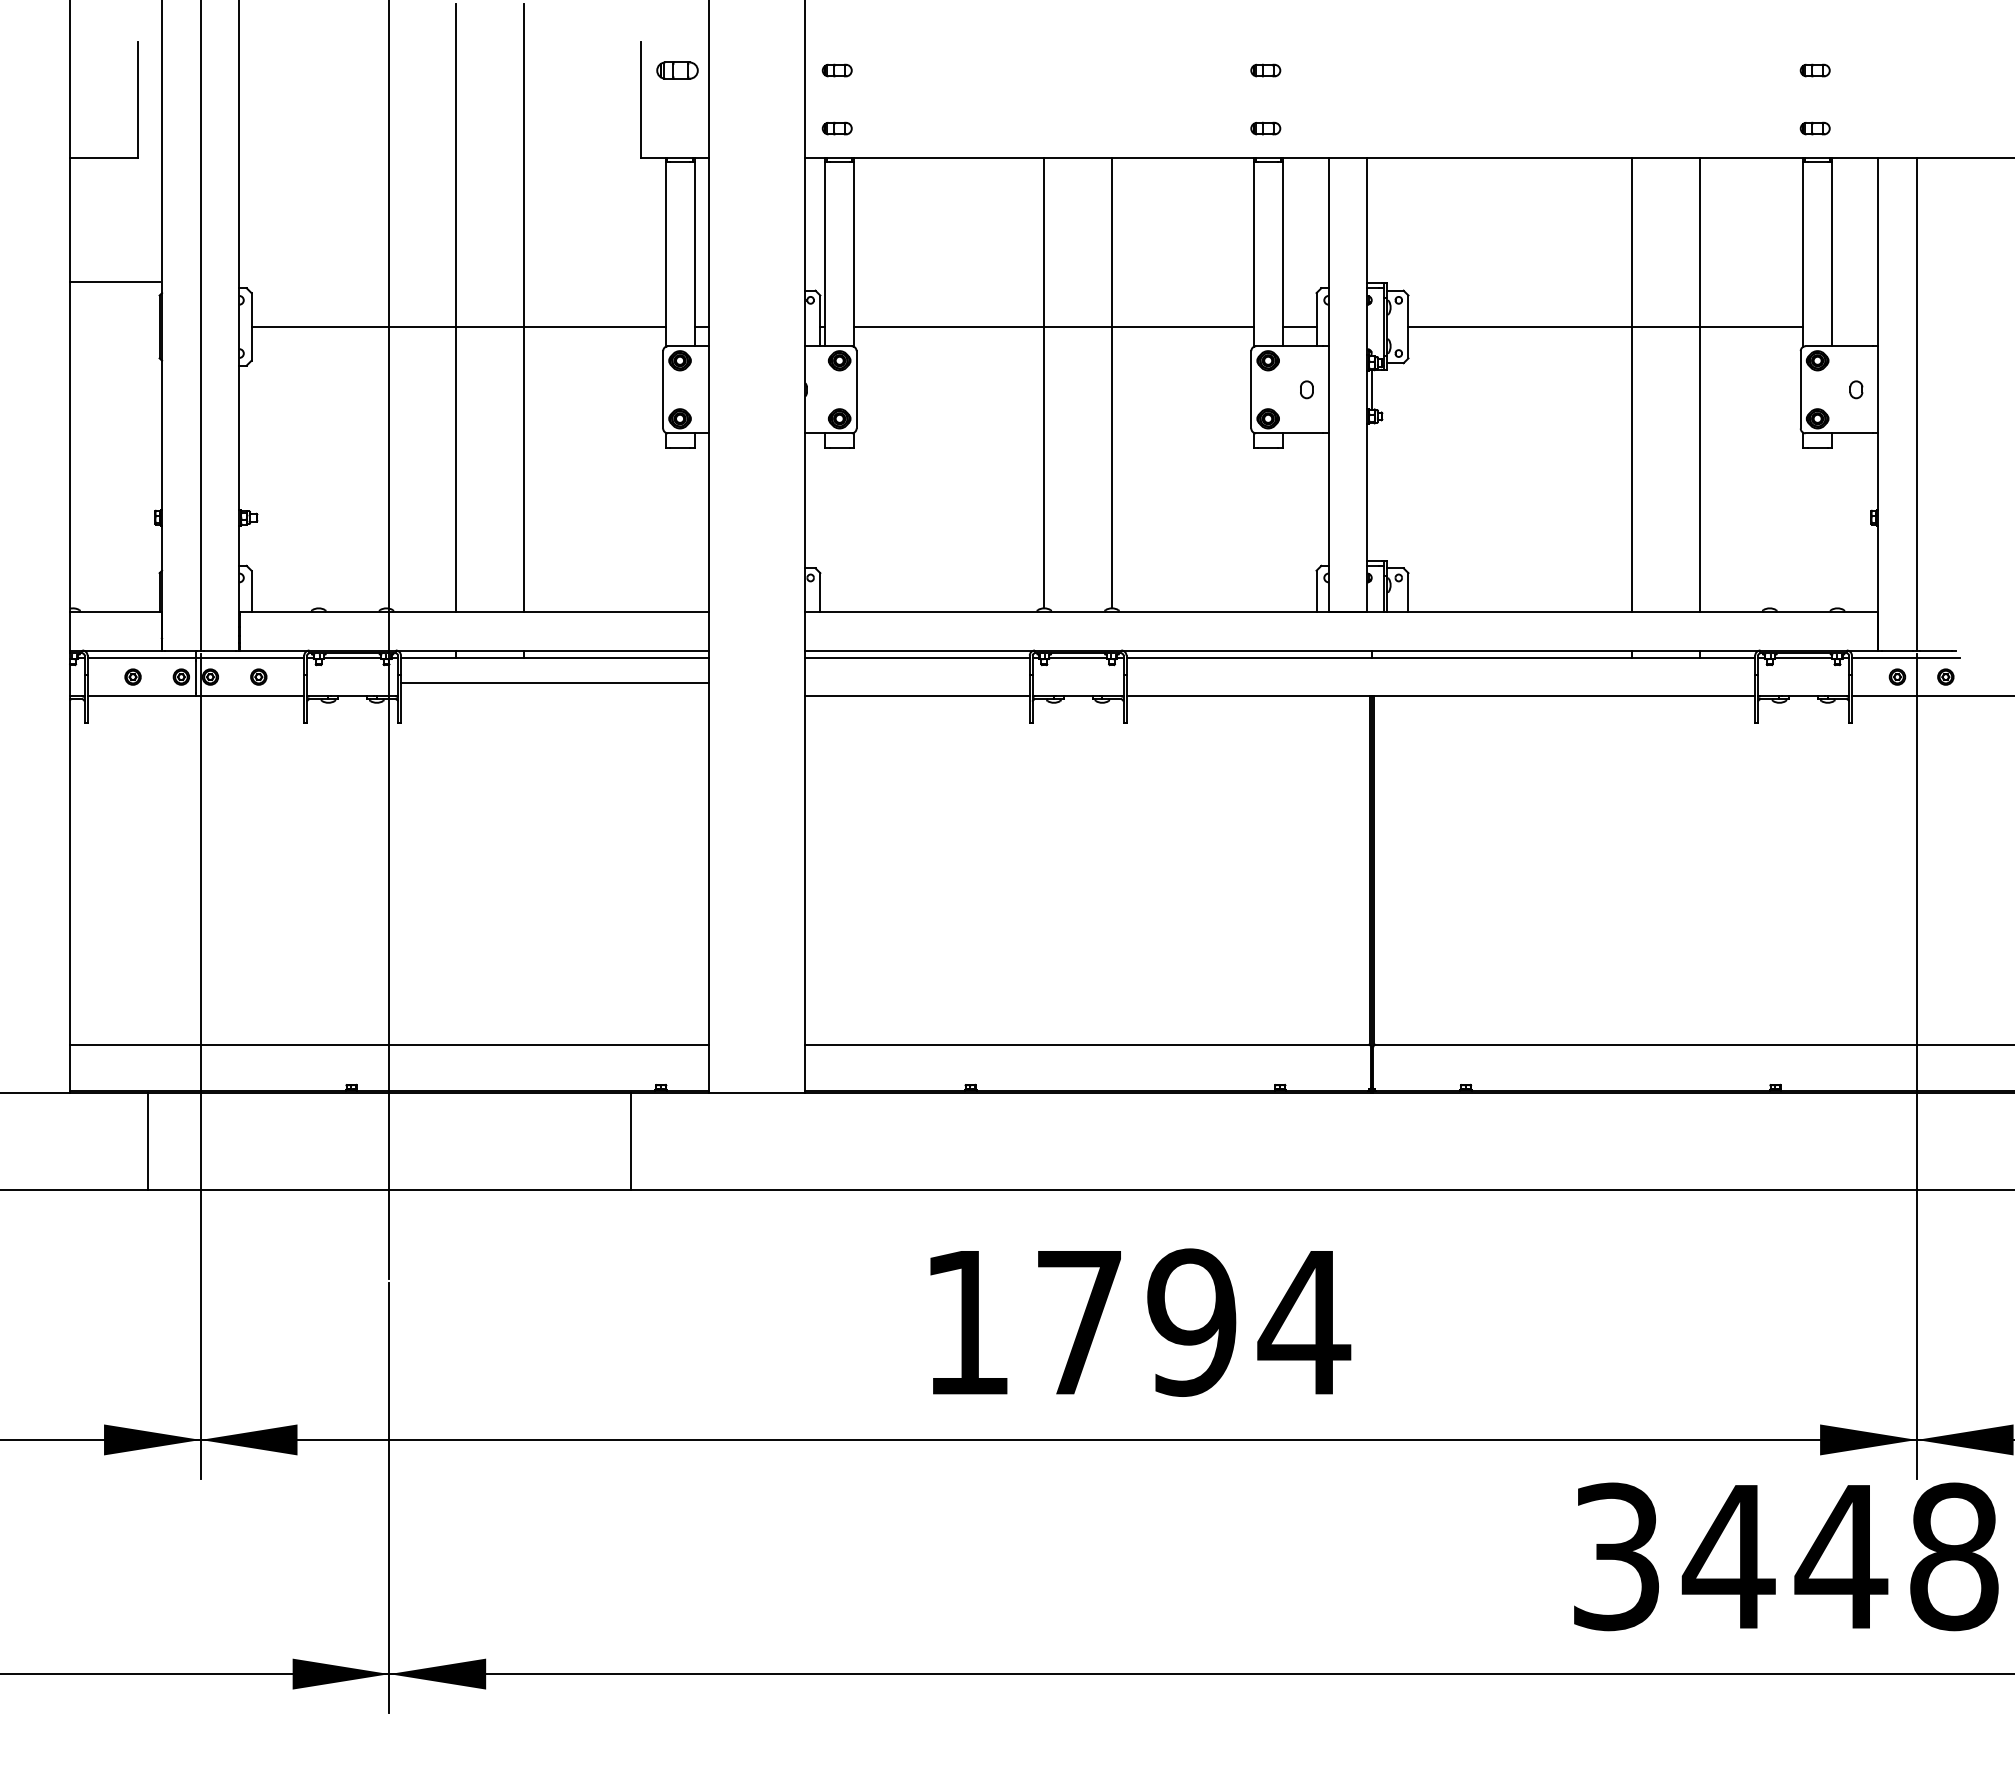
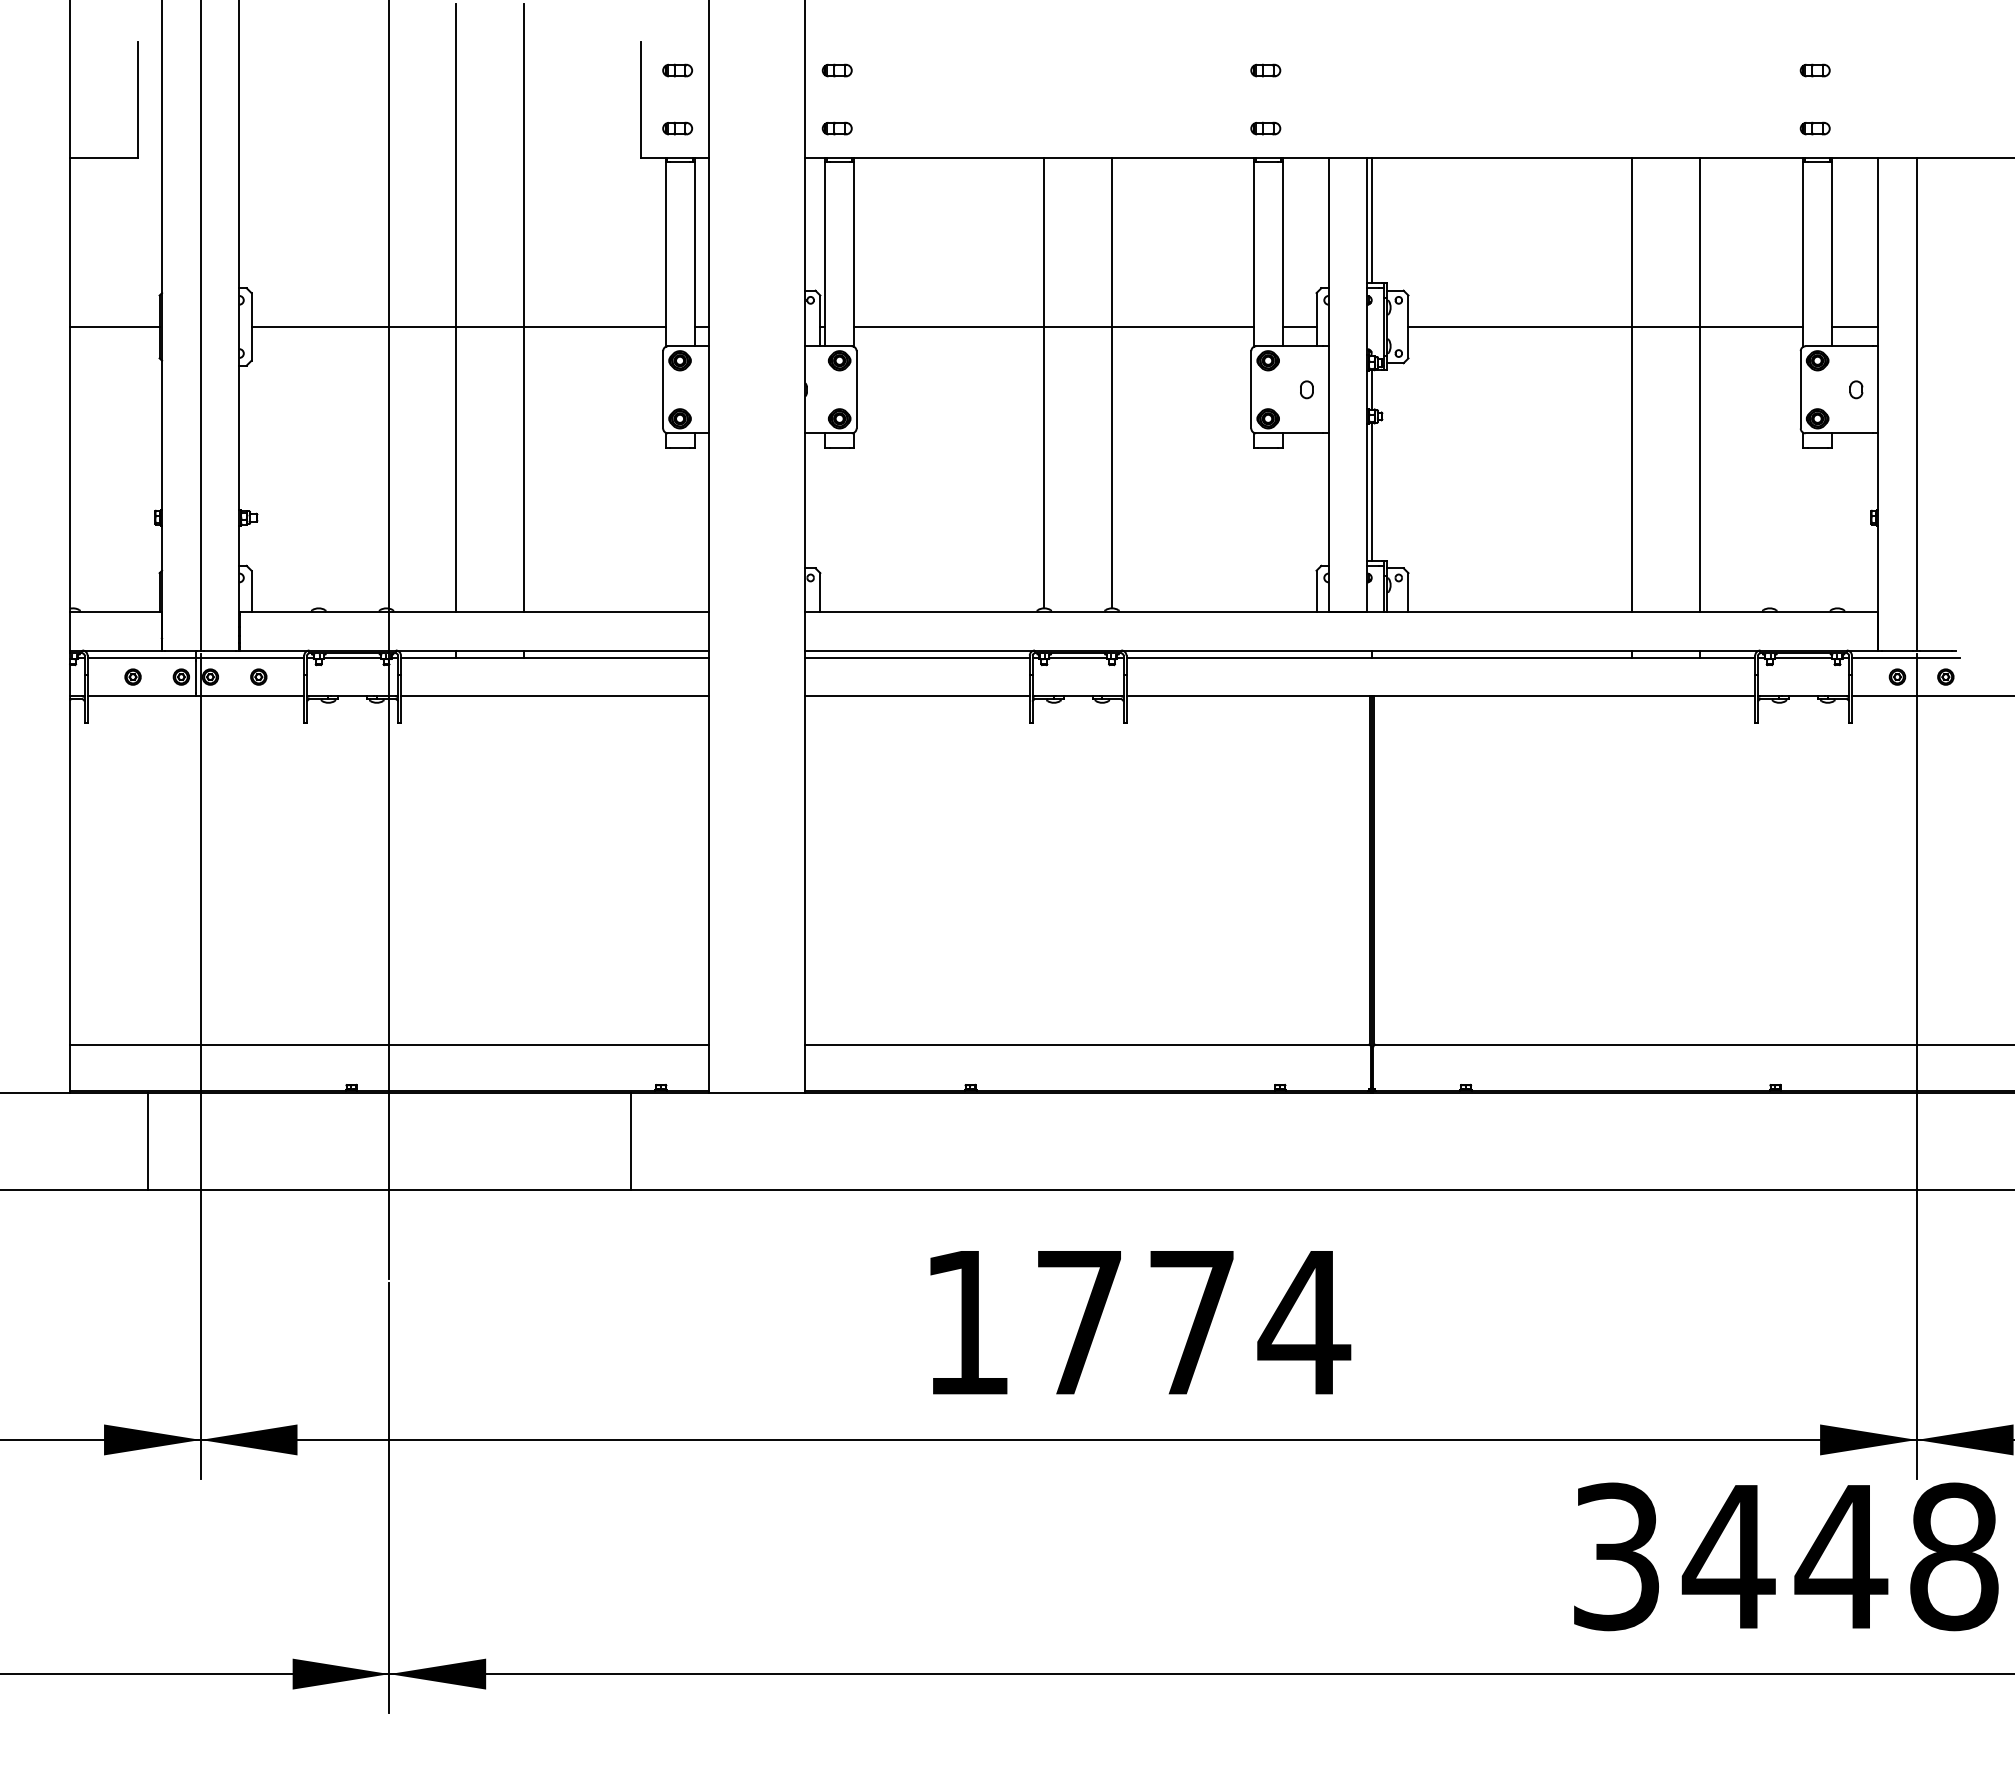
part size: 43x19 px -> 32x15 px (677, 70)
part: none -> present (677, 128)
line: none -> present (1372, 220)
line position: (114, 281) -> (114, 326) (114, 326)
line: none -> present (1855, 326)
line: none -> present (1372, 492)
line position: (554, 683) -> (554, 696) (554, 696)
text: 1794 -> 1774 (1191, 1322)
